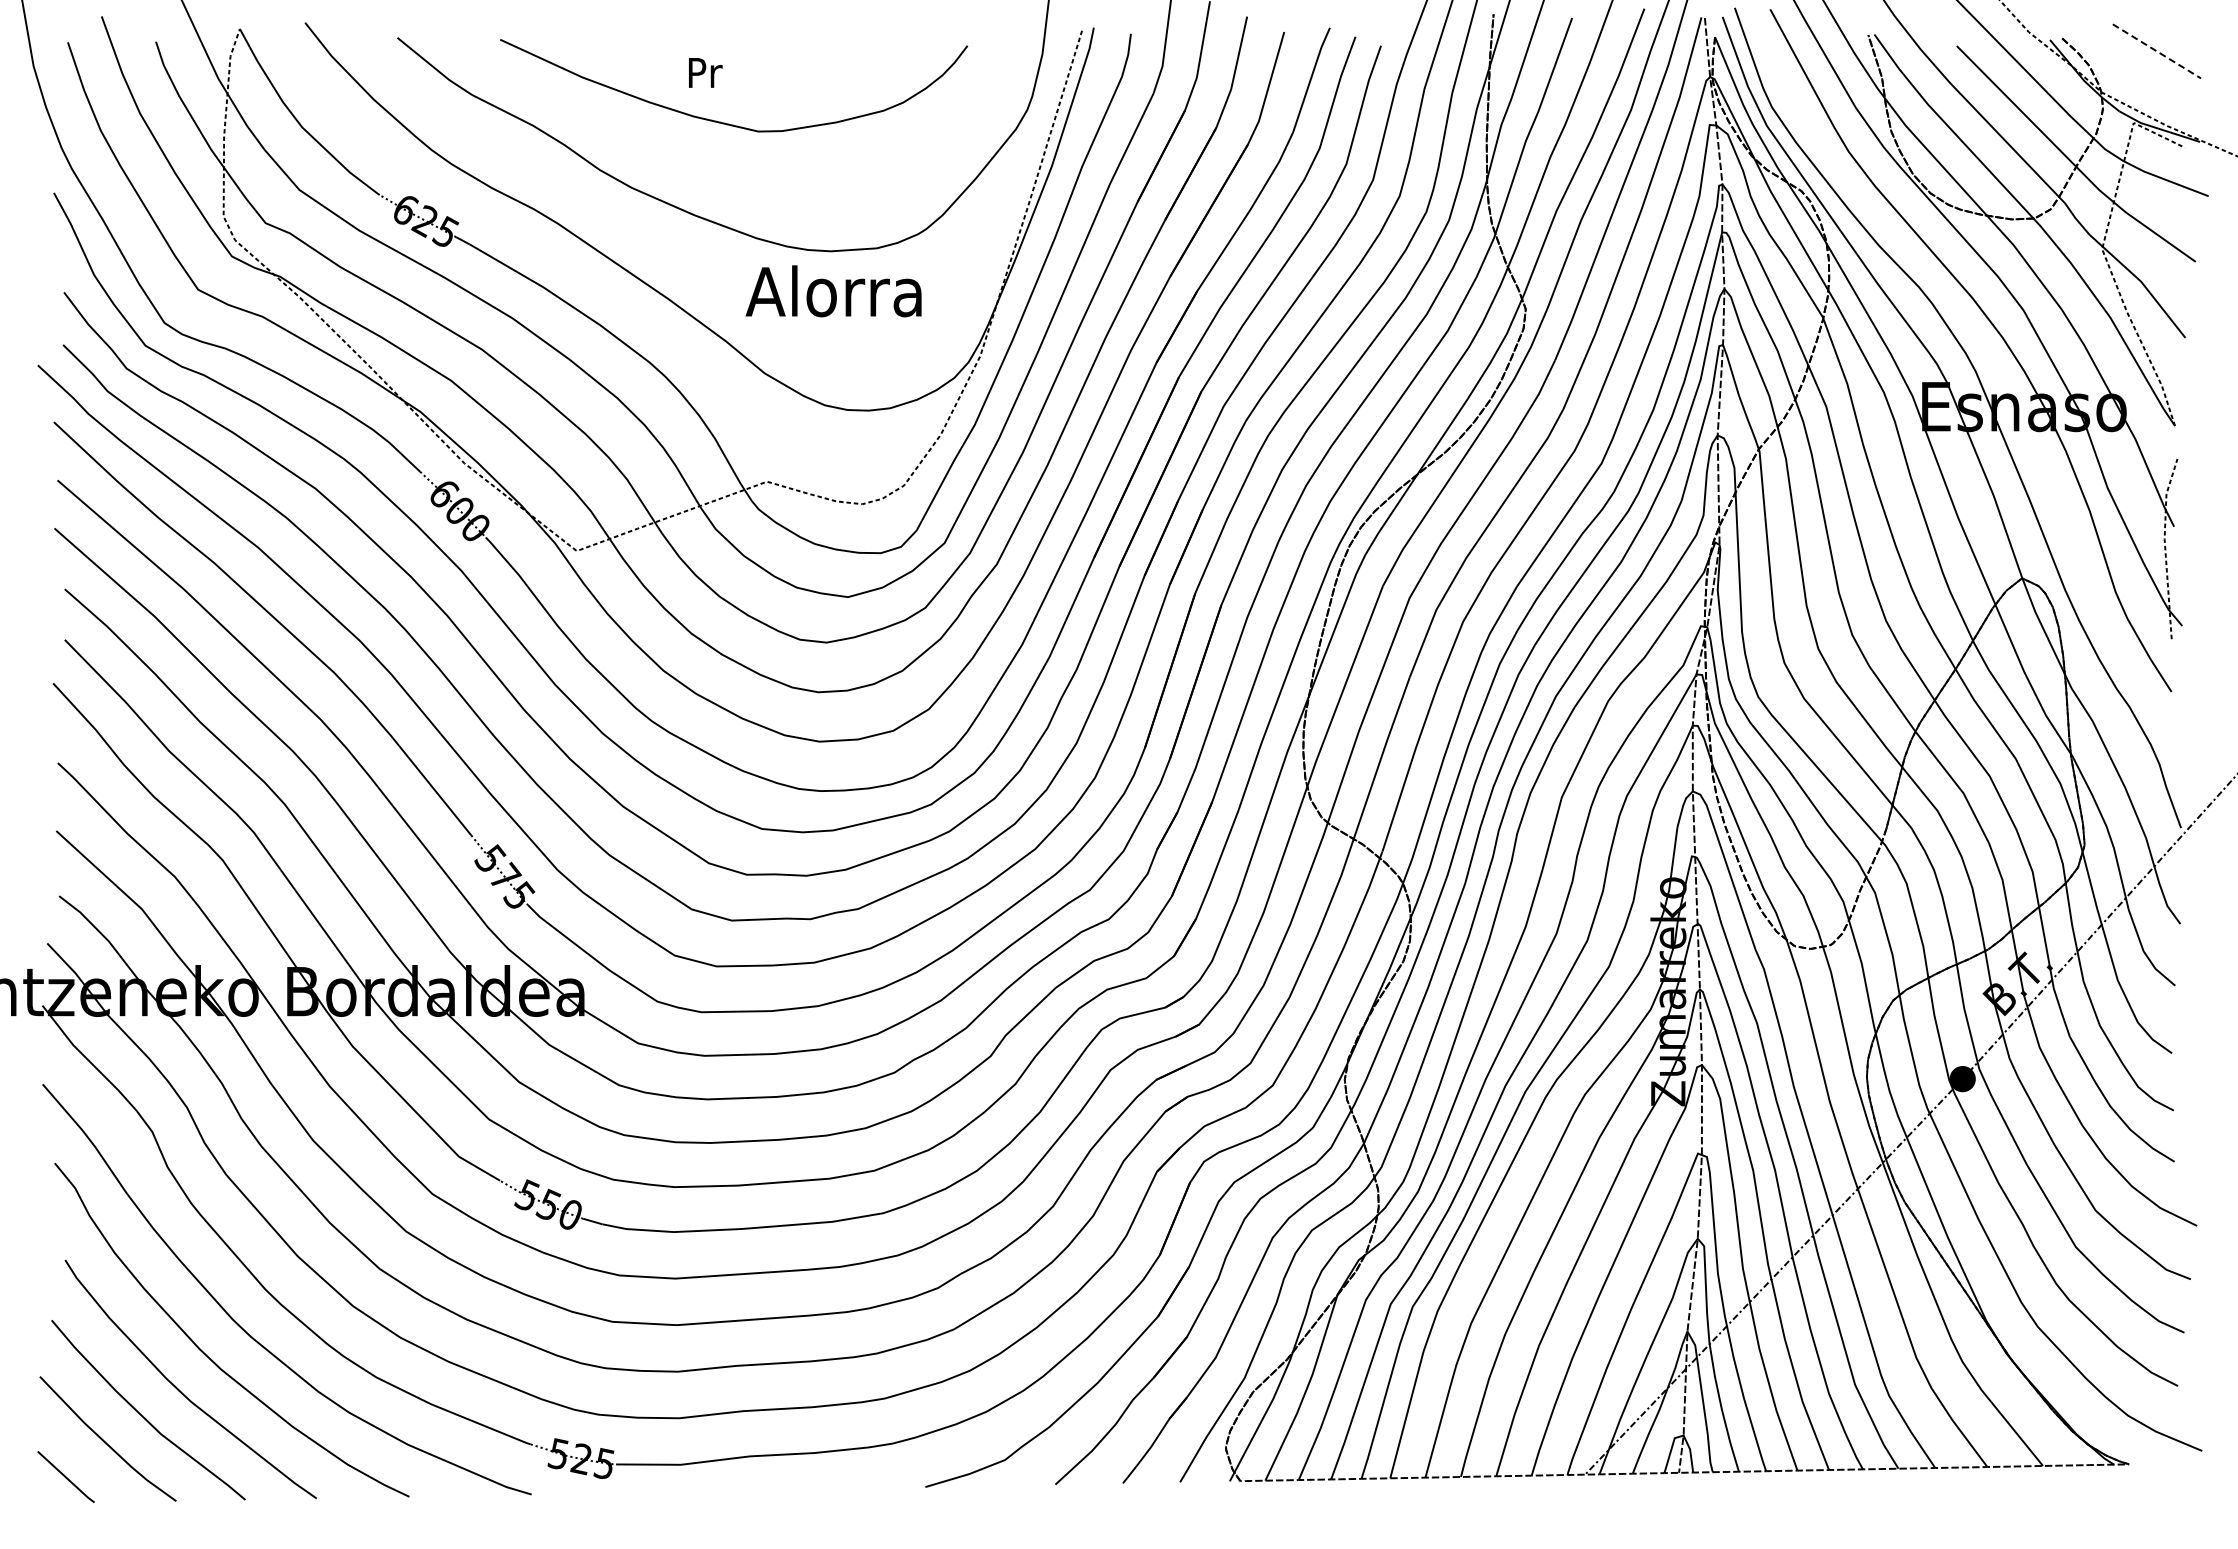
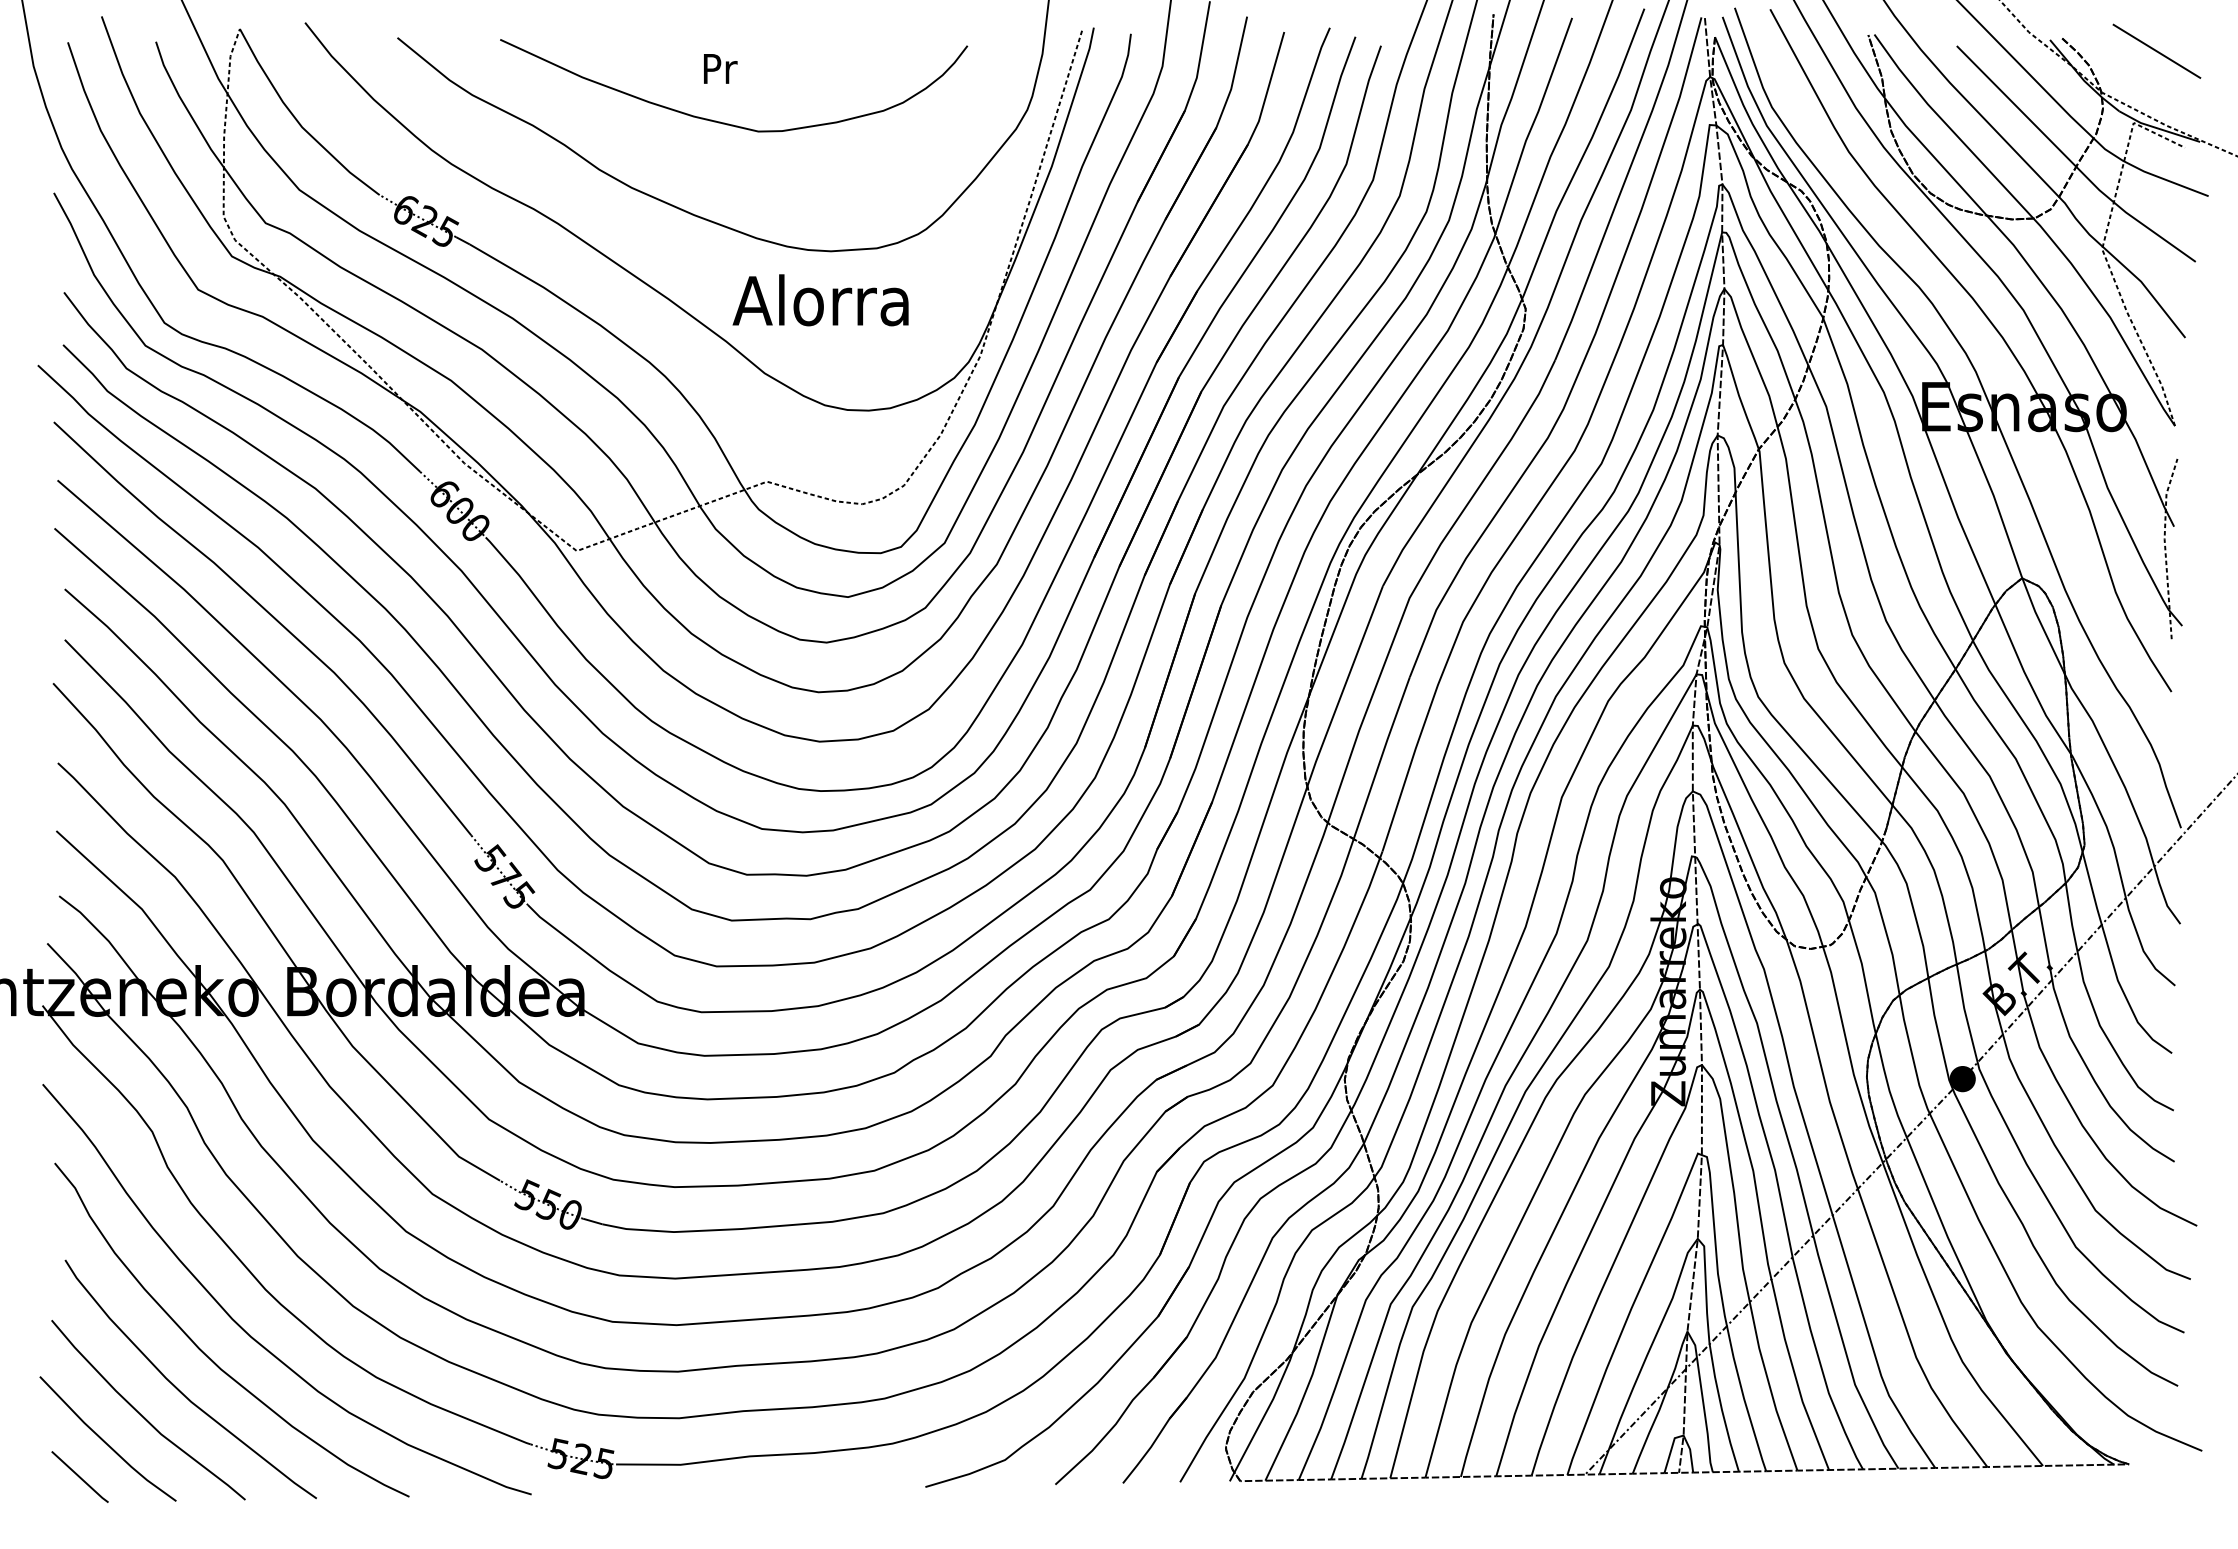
line: dashed -> solid (2156, 51)
text position: (705, 72) -> (720, 68) (720, 68)
text position: (833, 291) -> (820, 300) (820, 300)
line position: (65, 1476) -> (79, 1476) (79, 1476)
